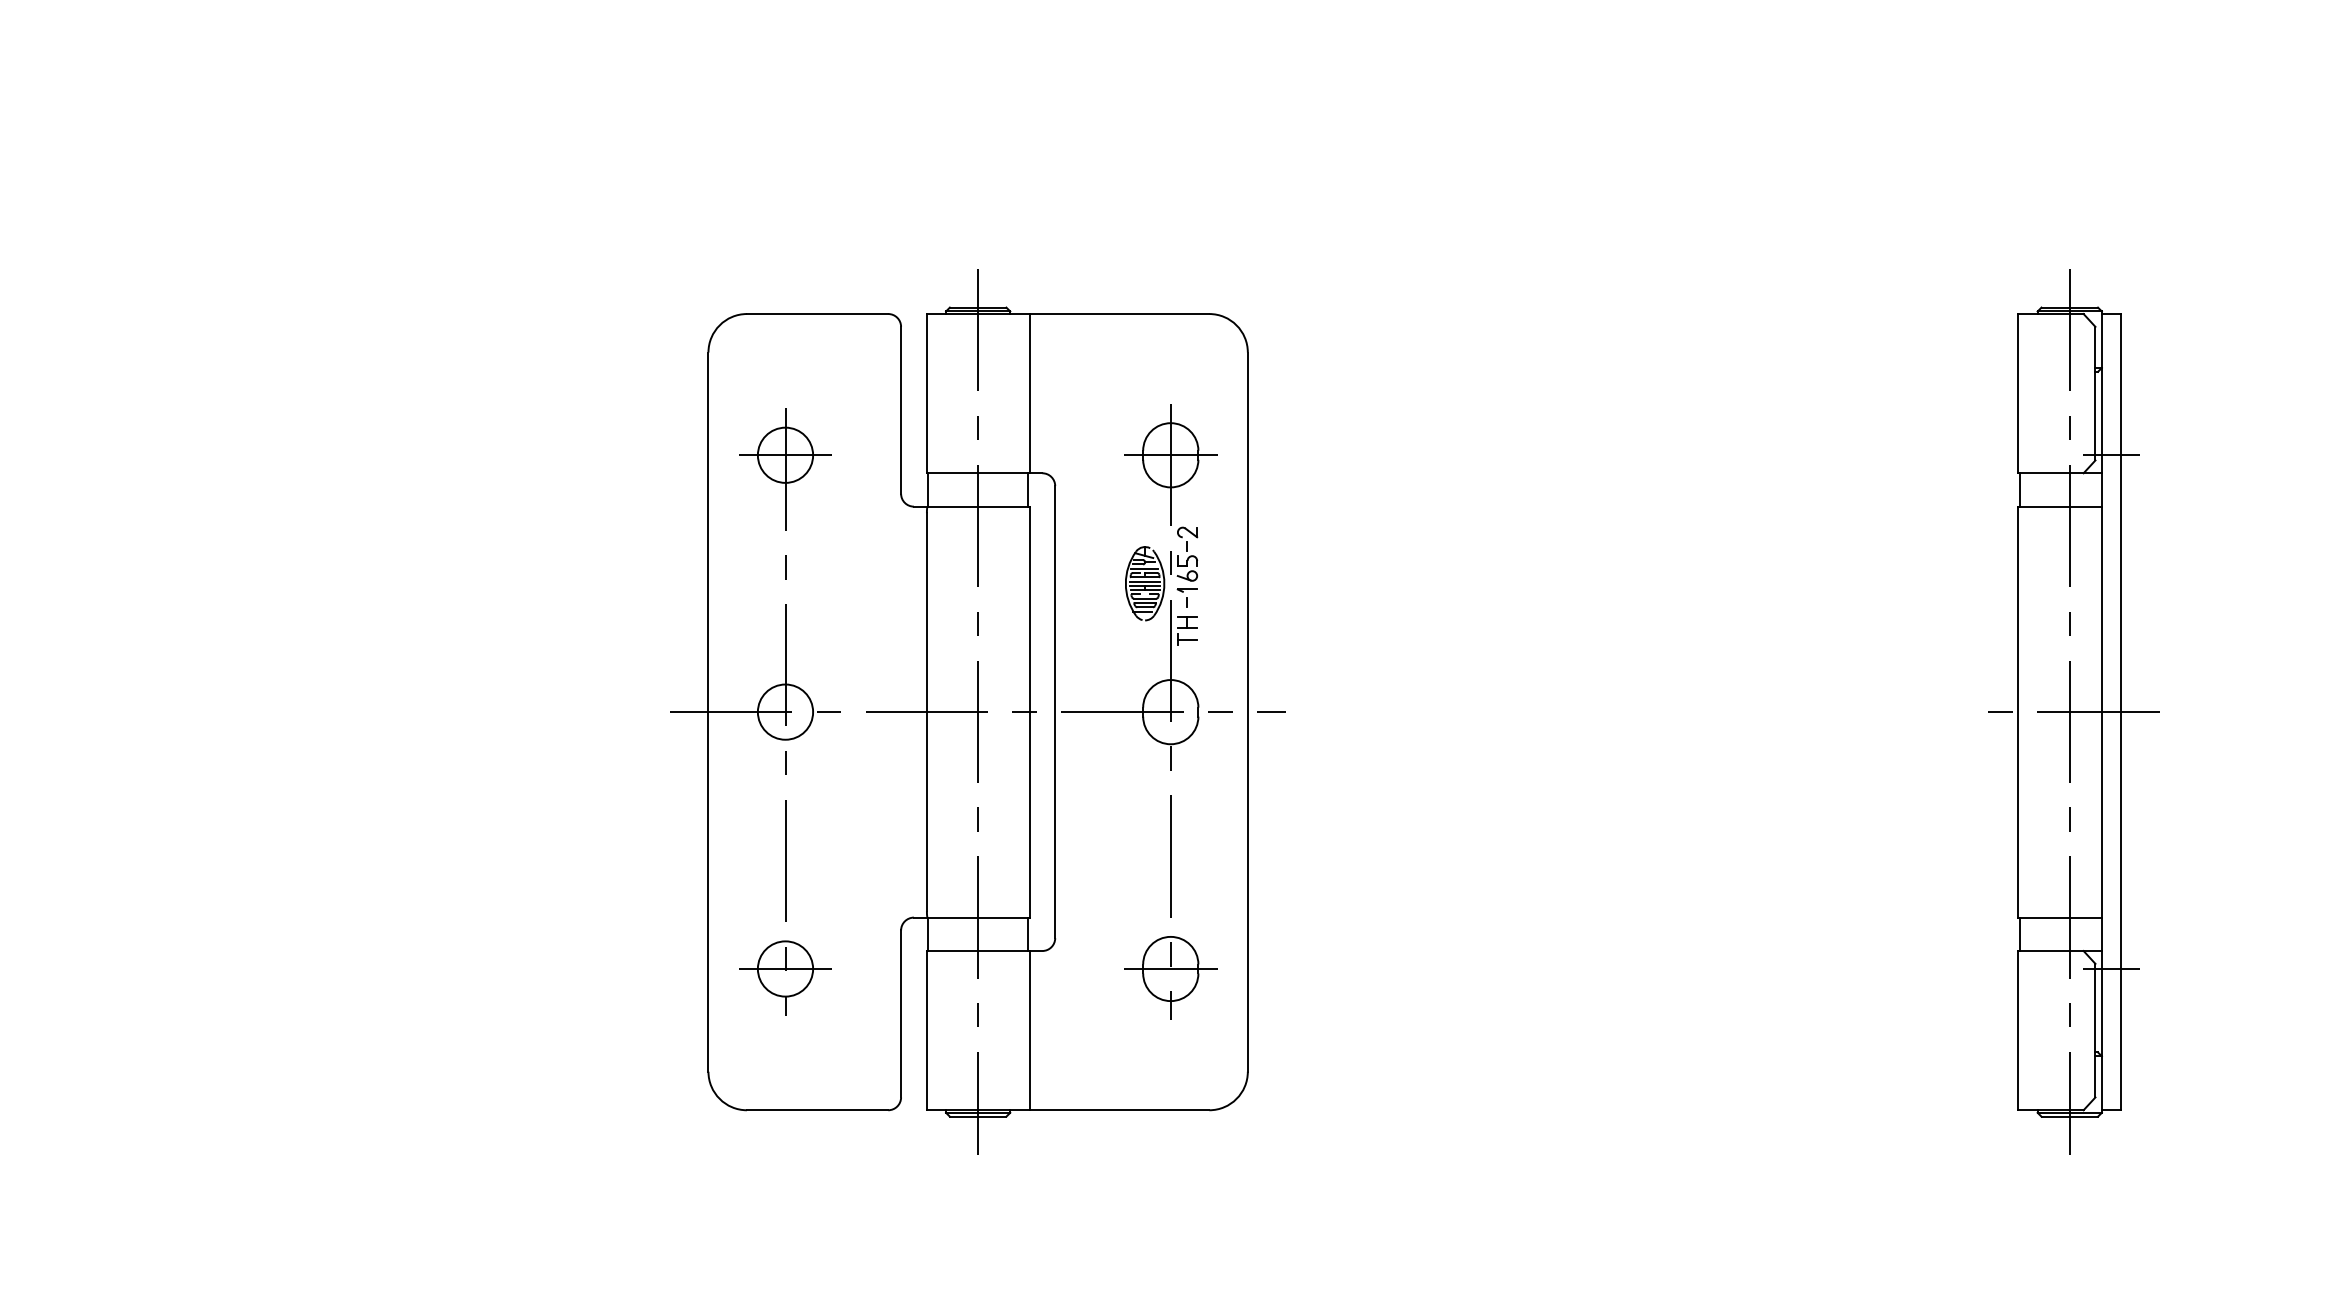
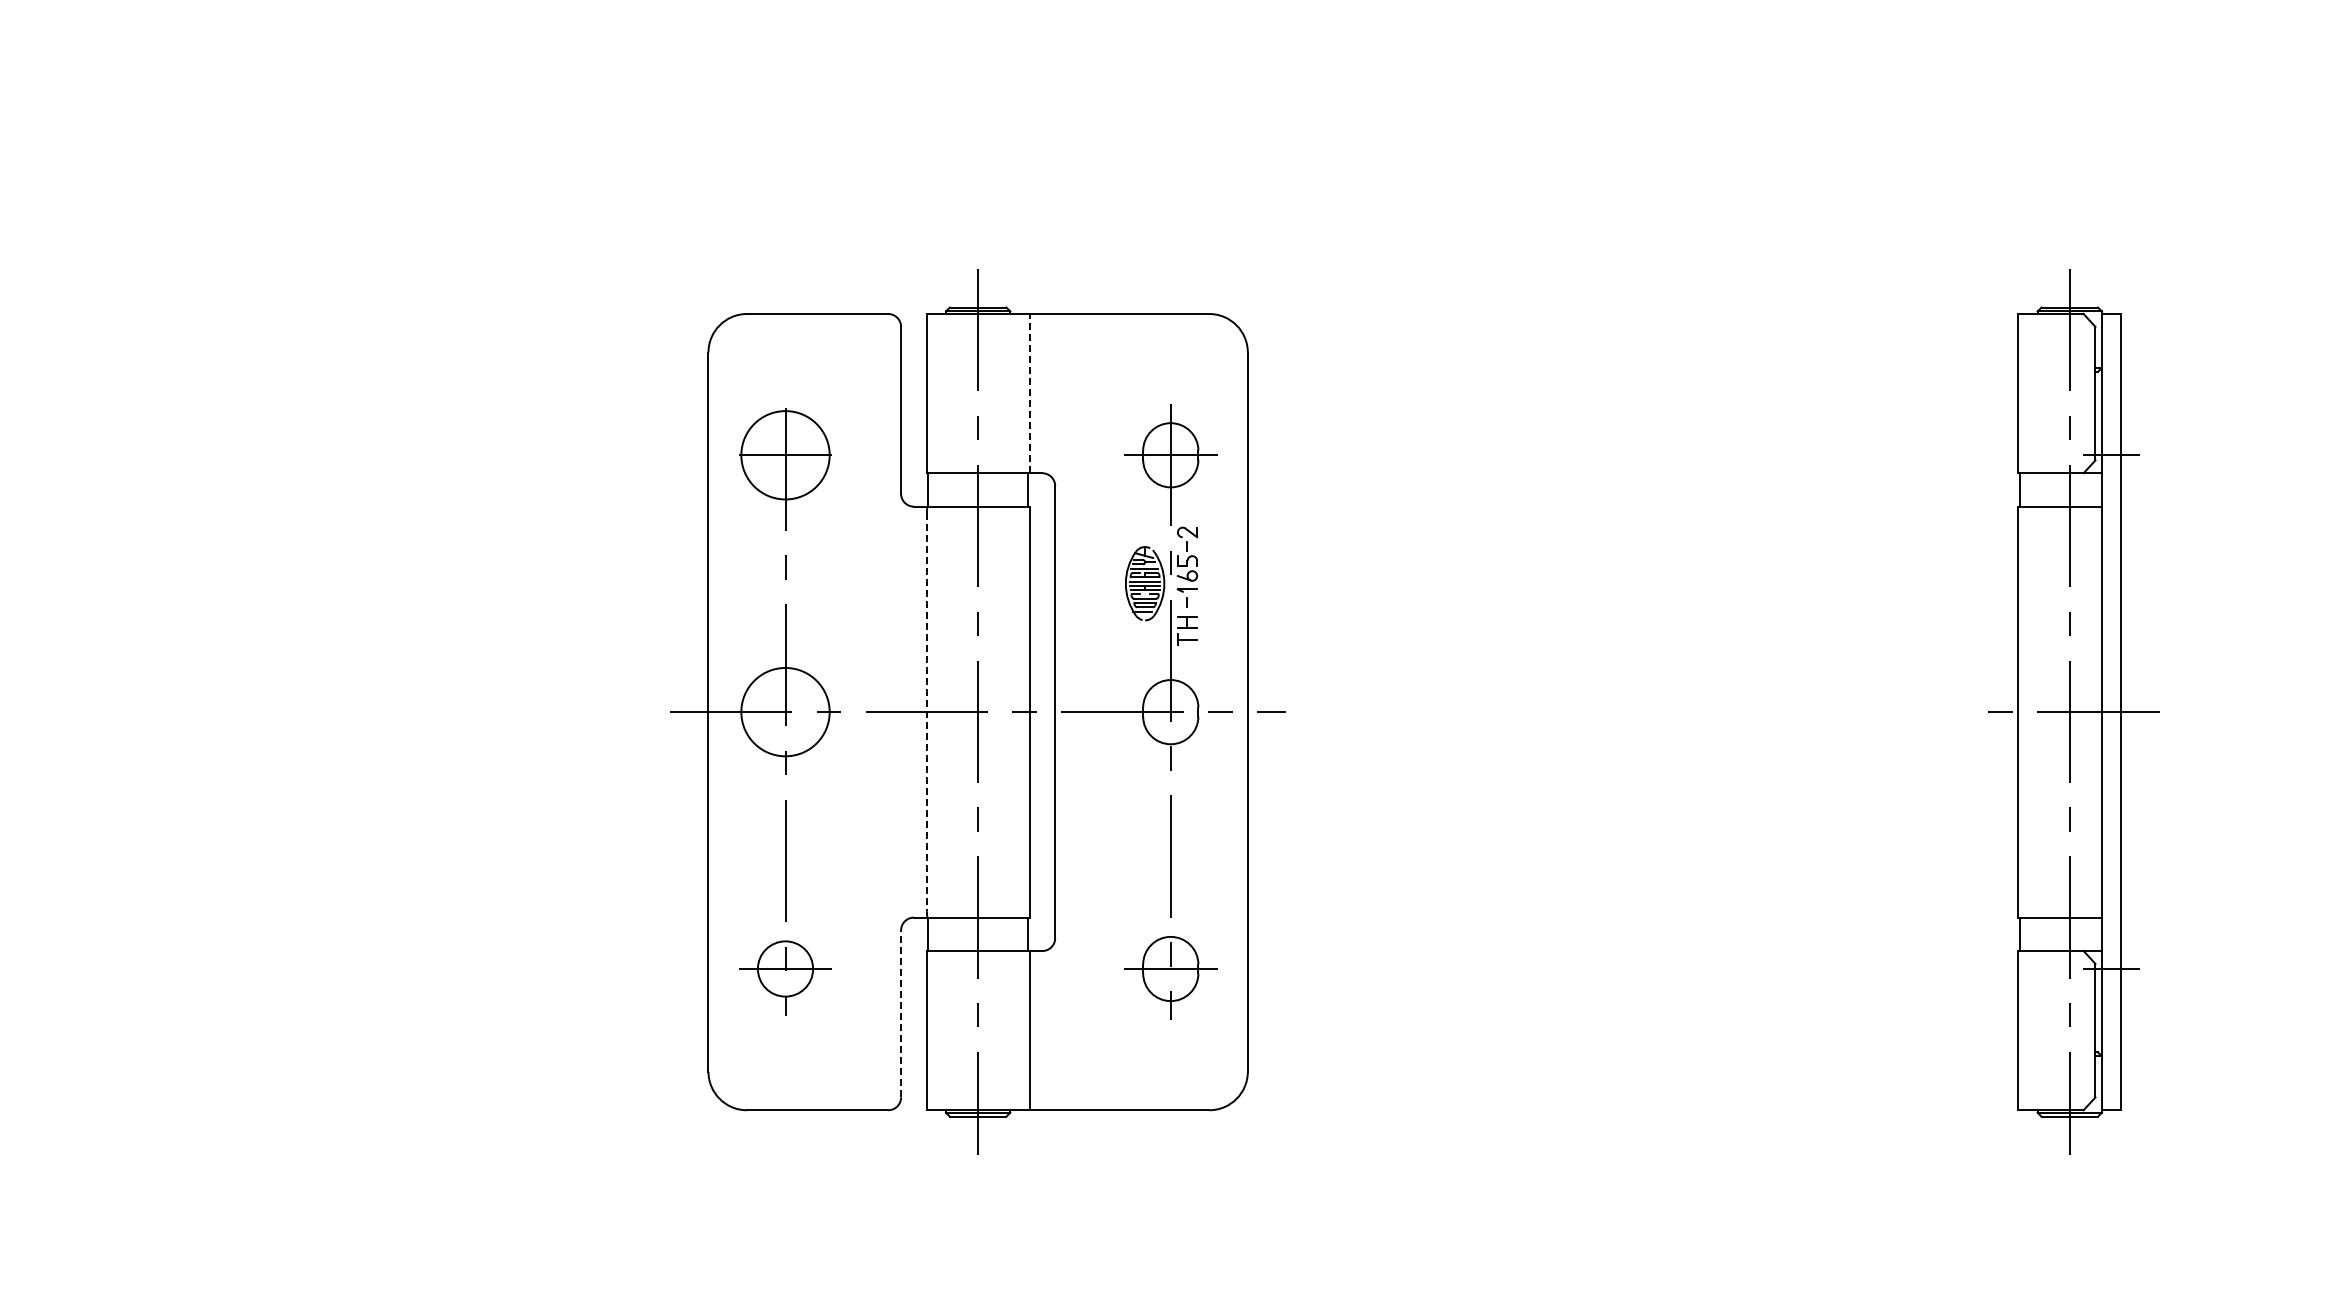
line: solid -> dashed (1029, 393)
circle diameter: 55 px -> 88 px (785, 455)
circle diameter: 55 px -> 88 px (785, 711)
line: solid -> dashed (926, 712)
line: solid -> dashed (901, 1013)
